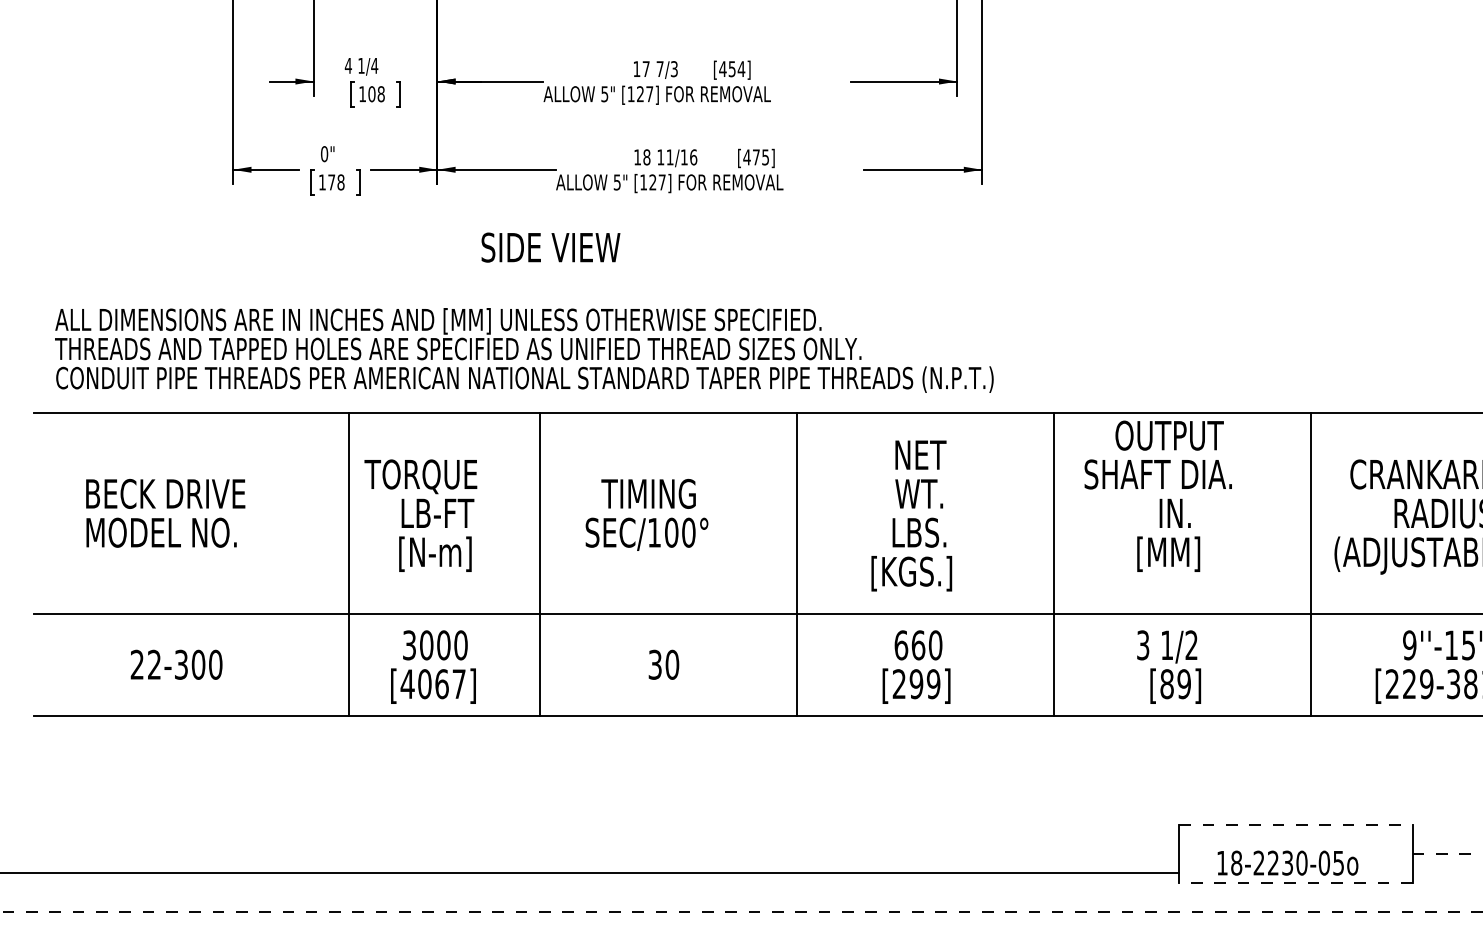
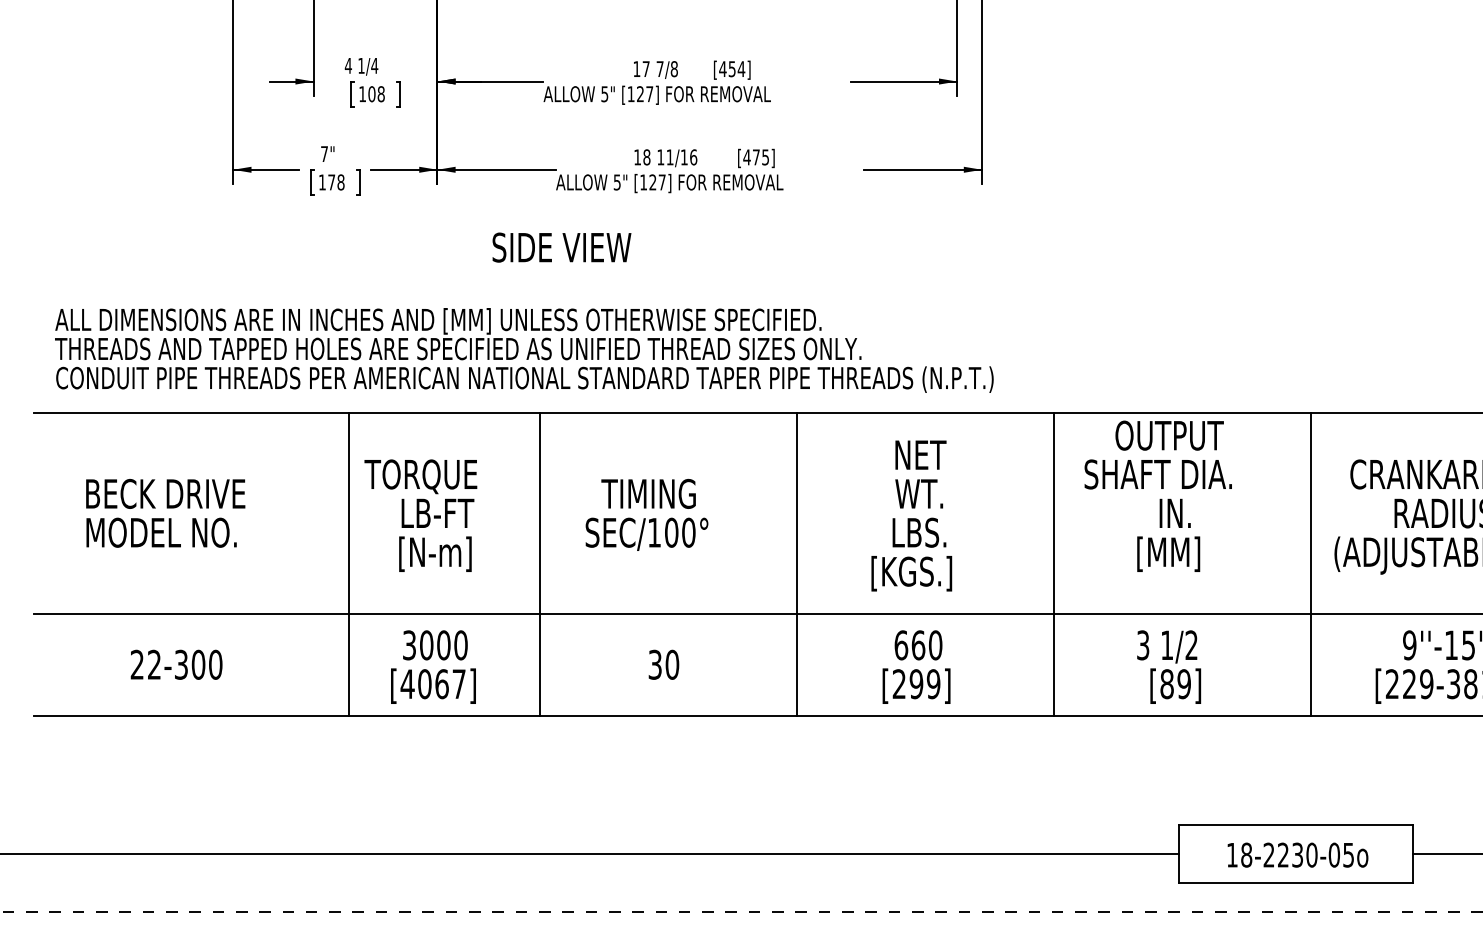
text: 7/3 -> 7/8 (673, 69)
text: 0" -> 7" (324, 154)
text position: (550, 247) -> (561, 247) (561, 247)
line: dashed -> solid (1296, 825)
line: dashed -> solid (1447, 854)
text position: (1287, 862) -> (1297, 854) (1297, 854)
line position: (590, 873) -> (590, 854) (590, 854)
line: dashed -> solid (1296, 883)
